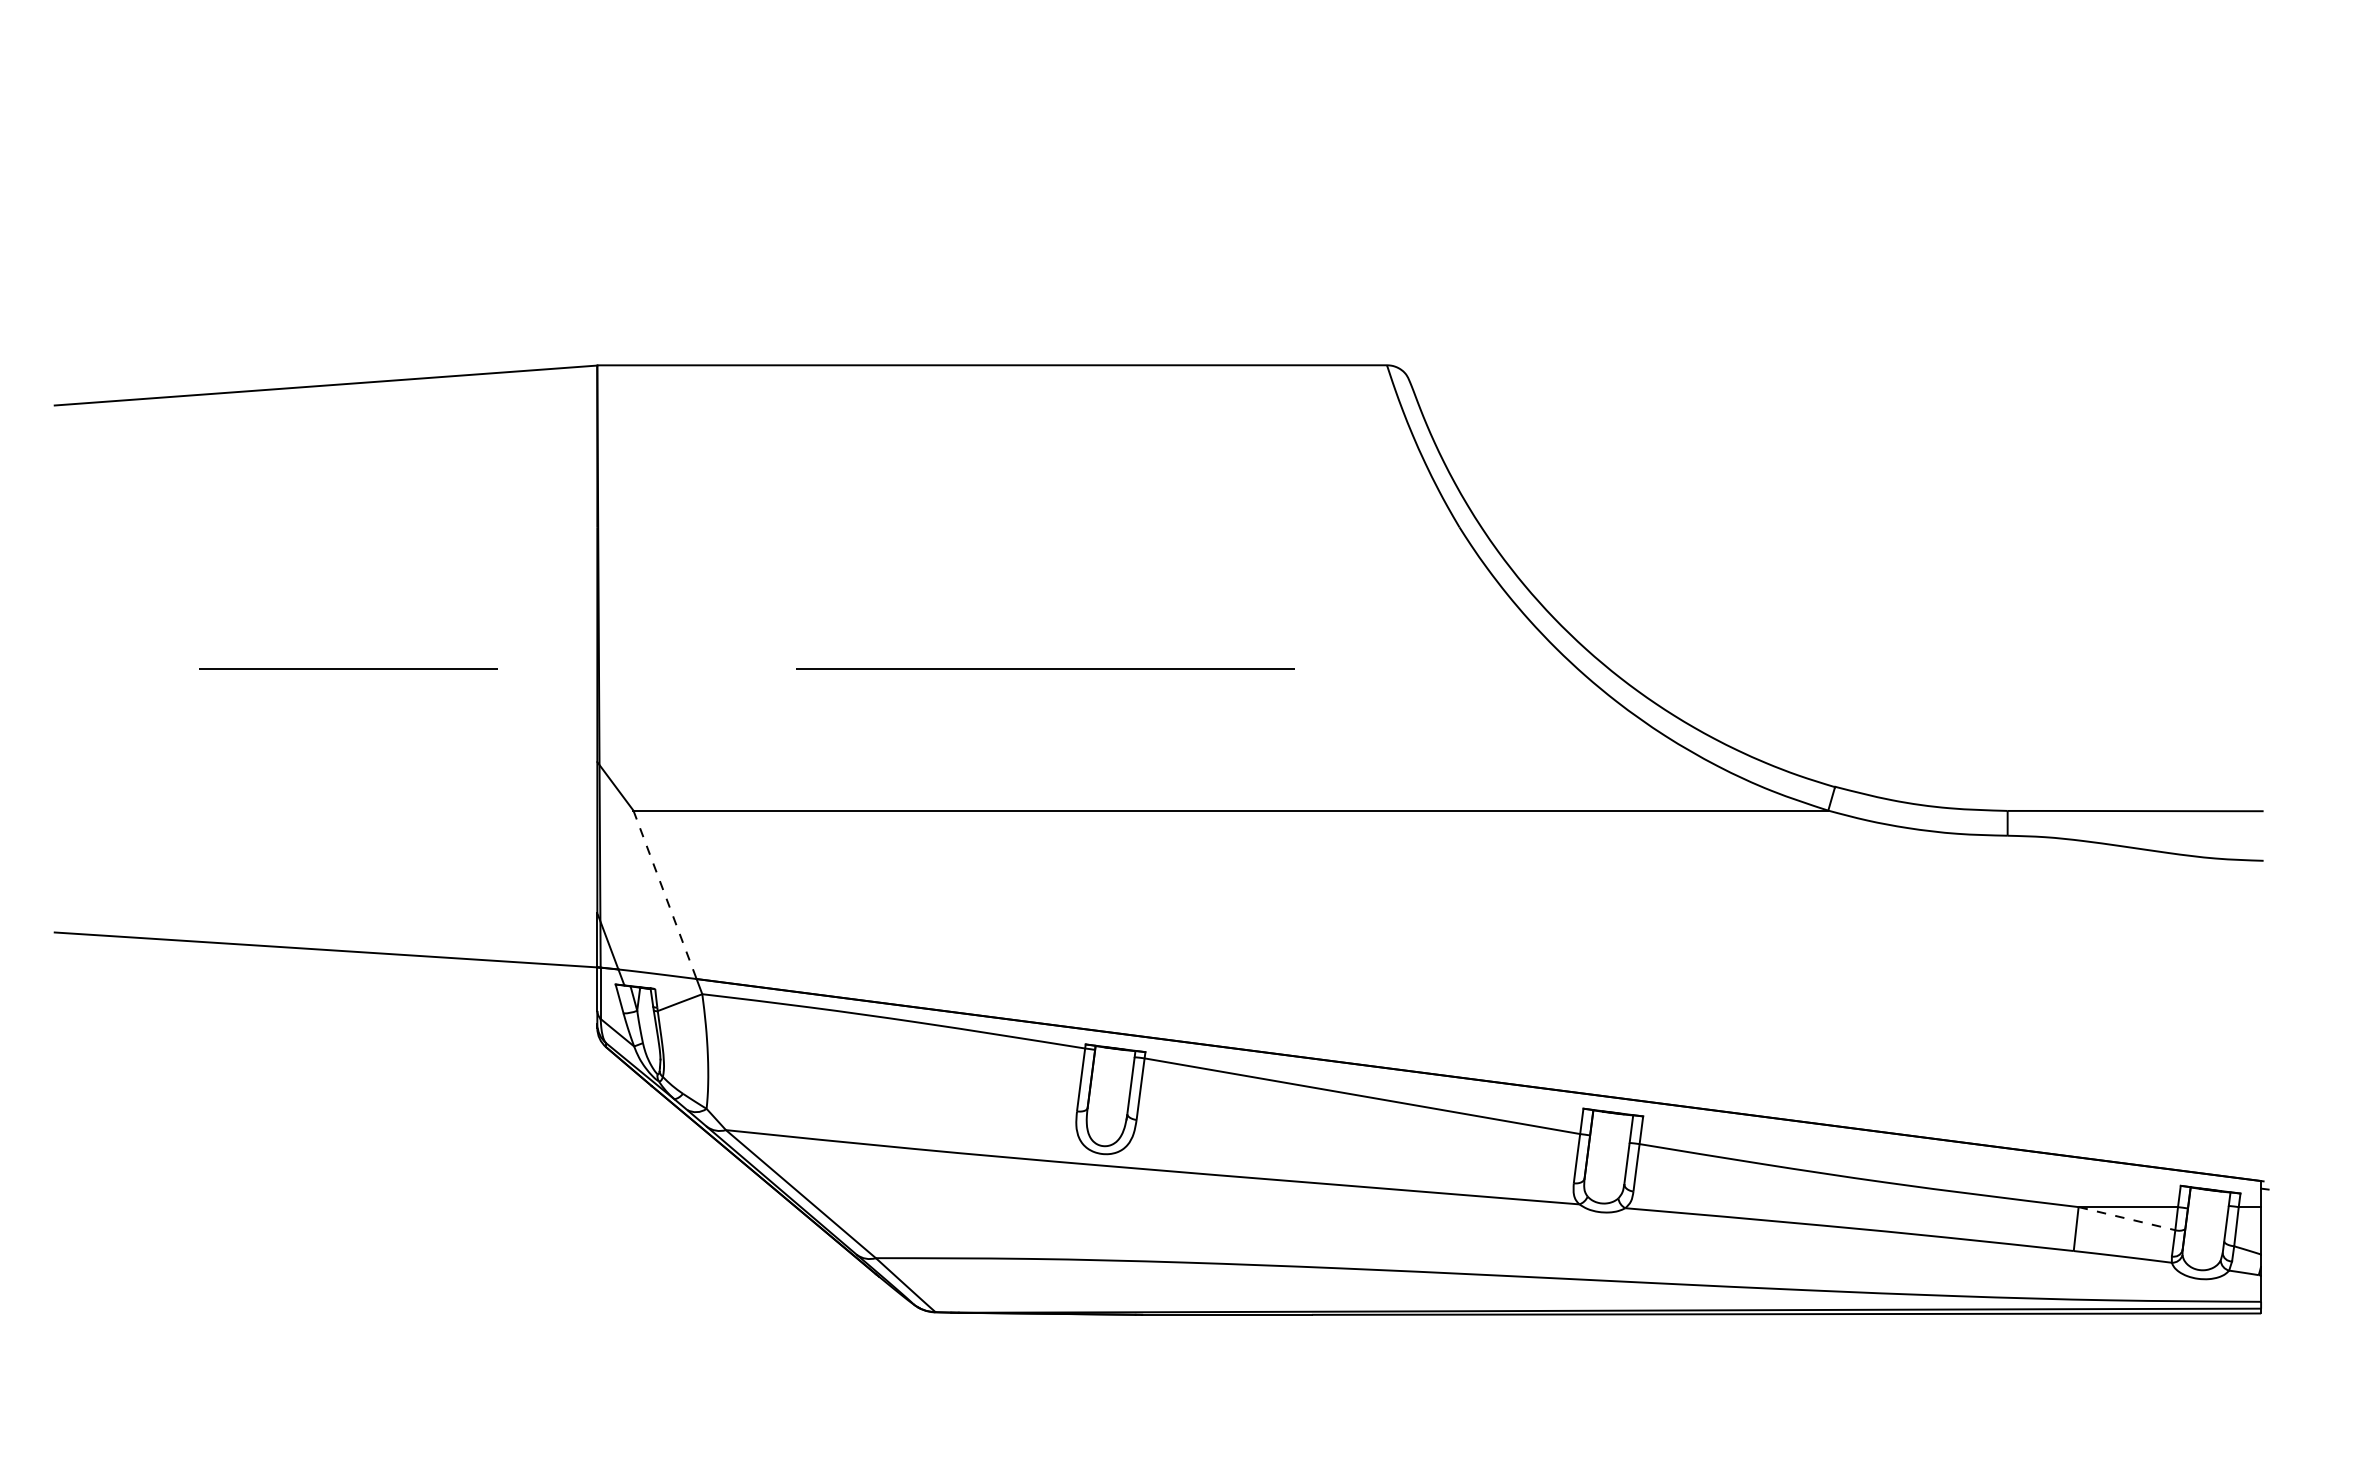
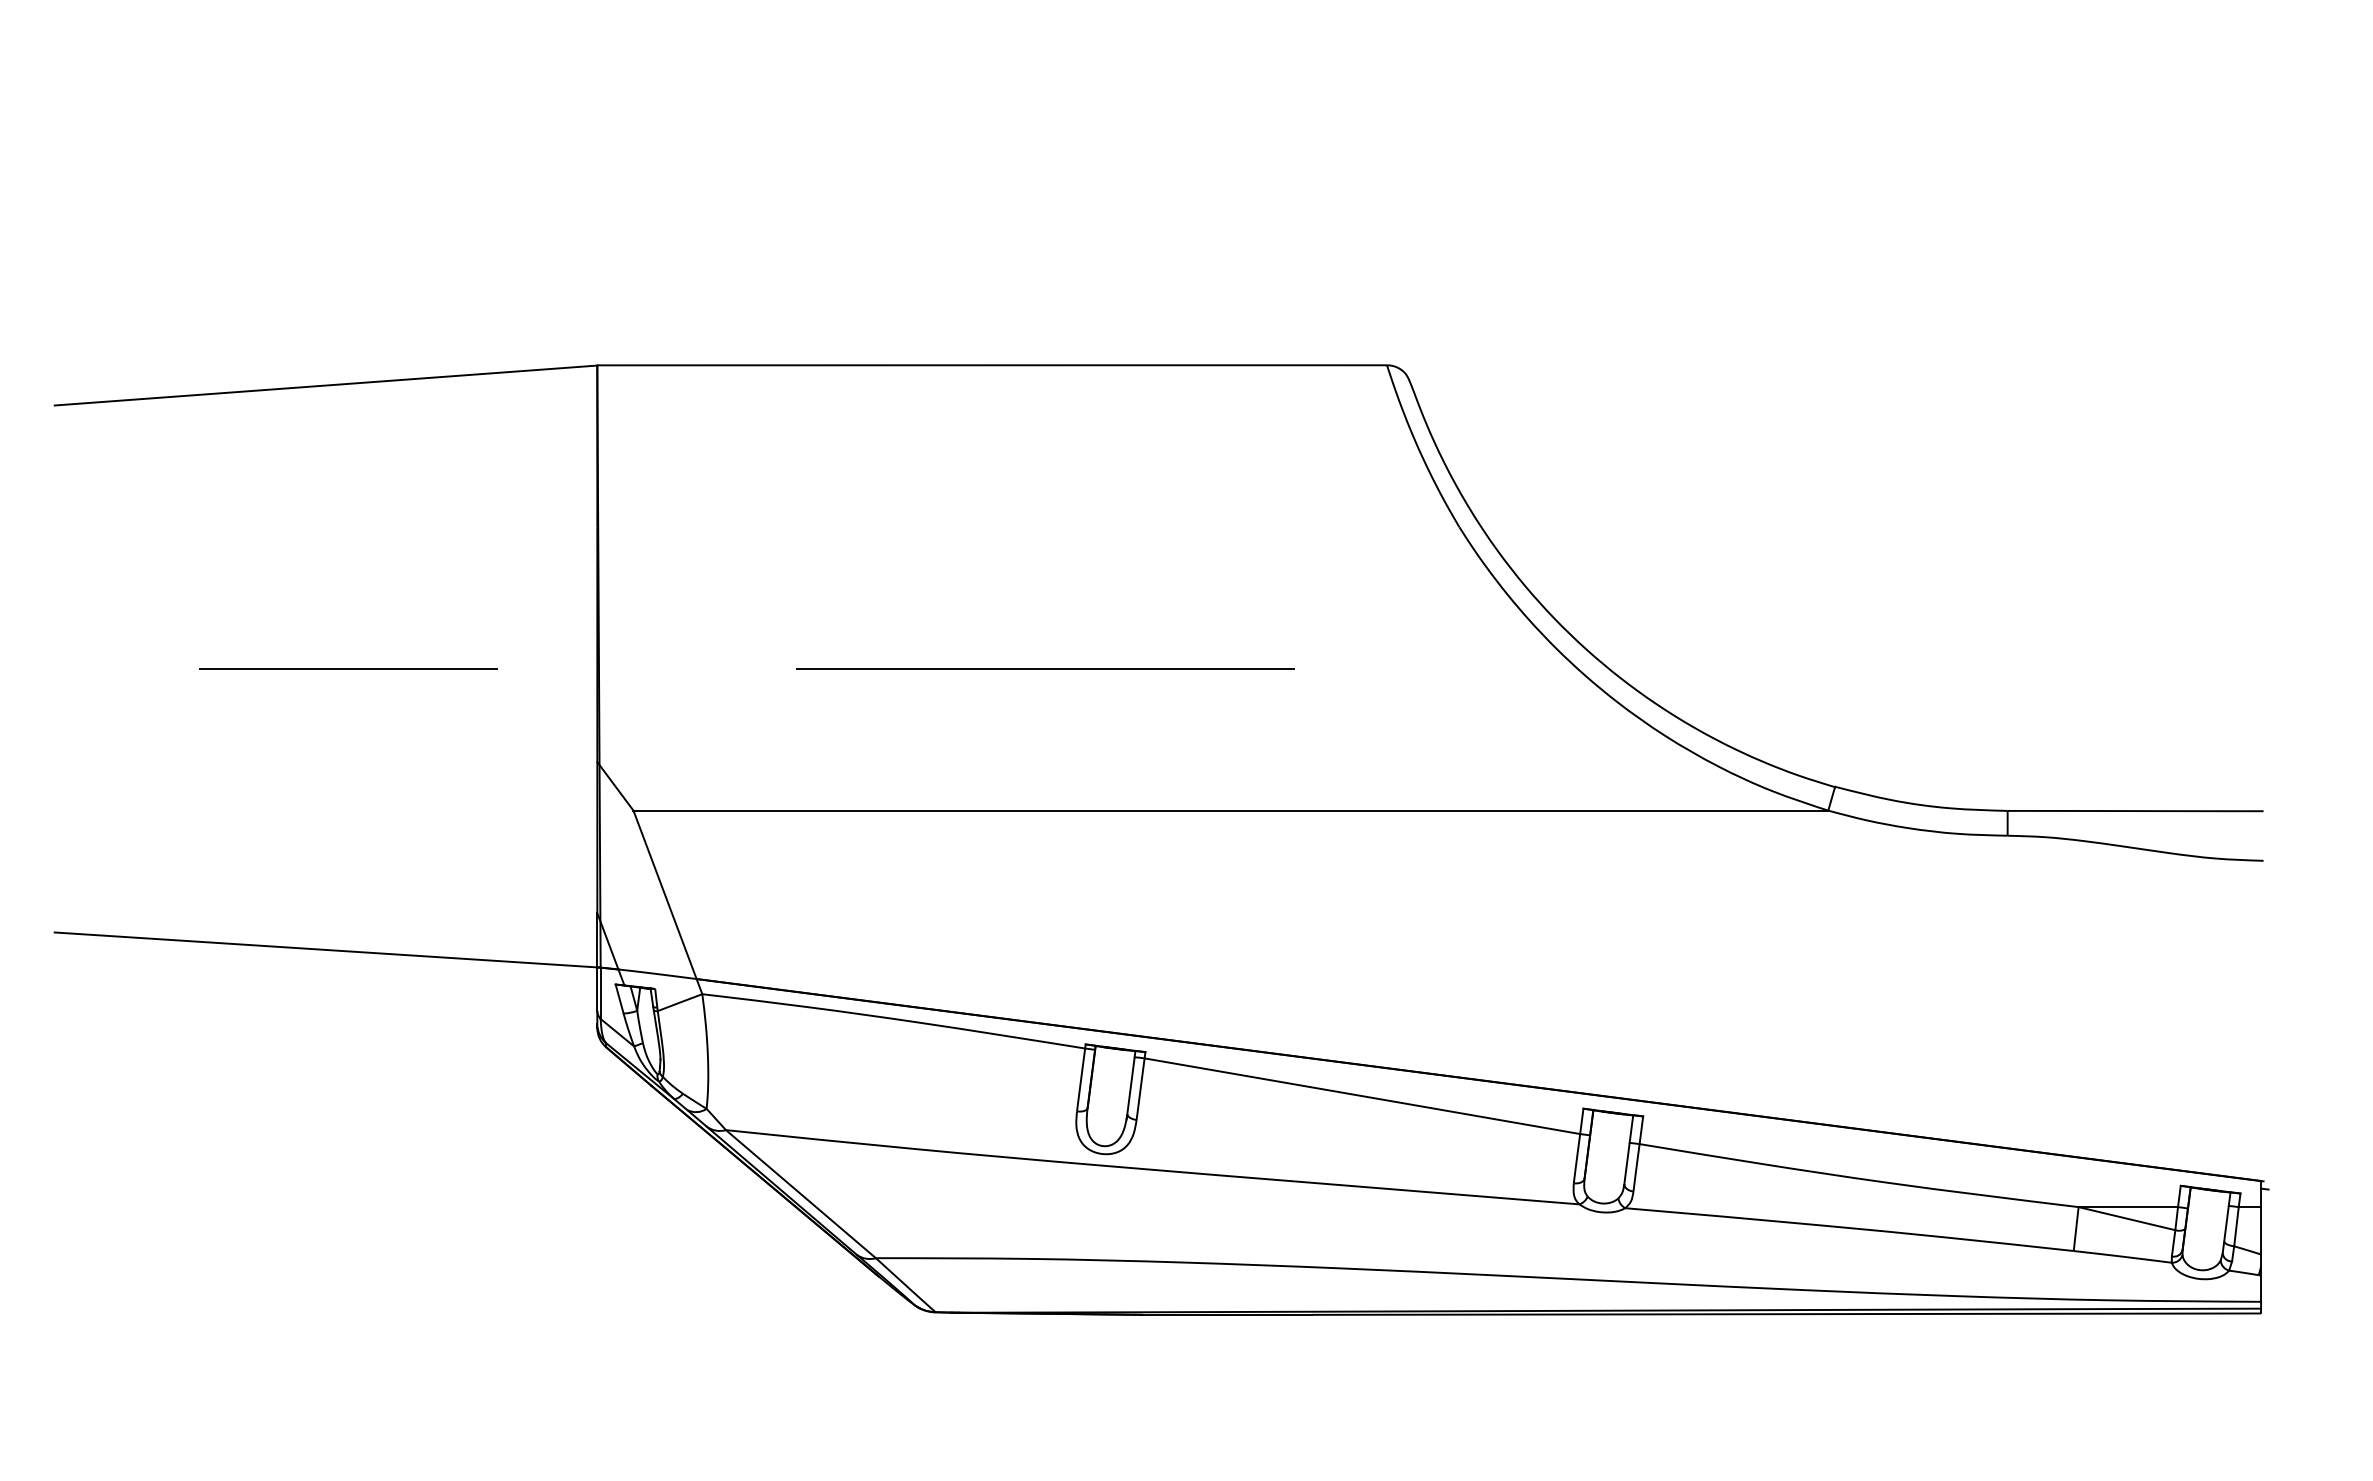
line: dashed -> solid (665, 894)
line: dashed -> solid (2126, 1218)
